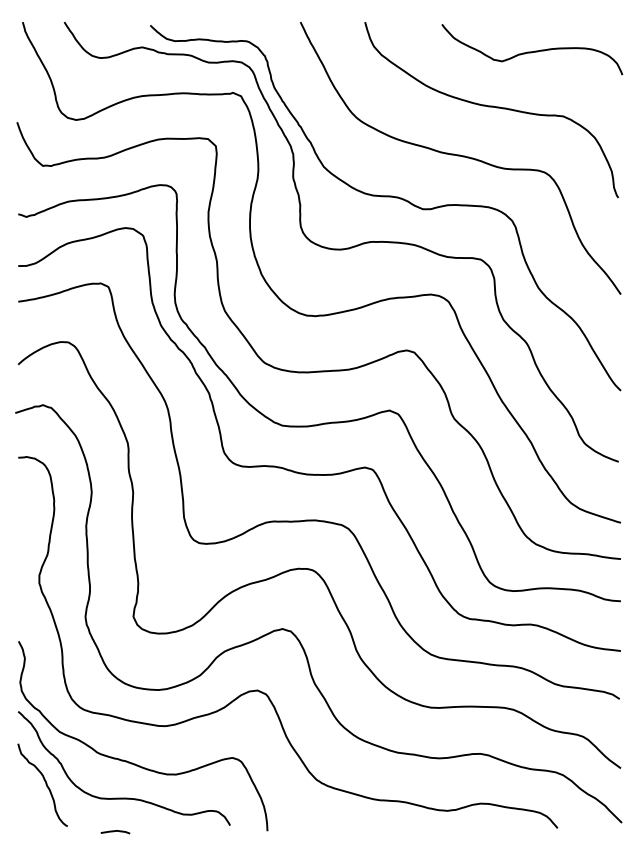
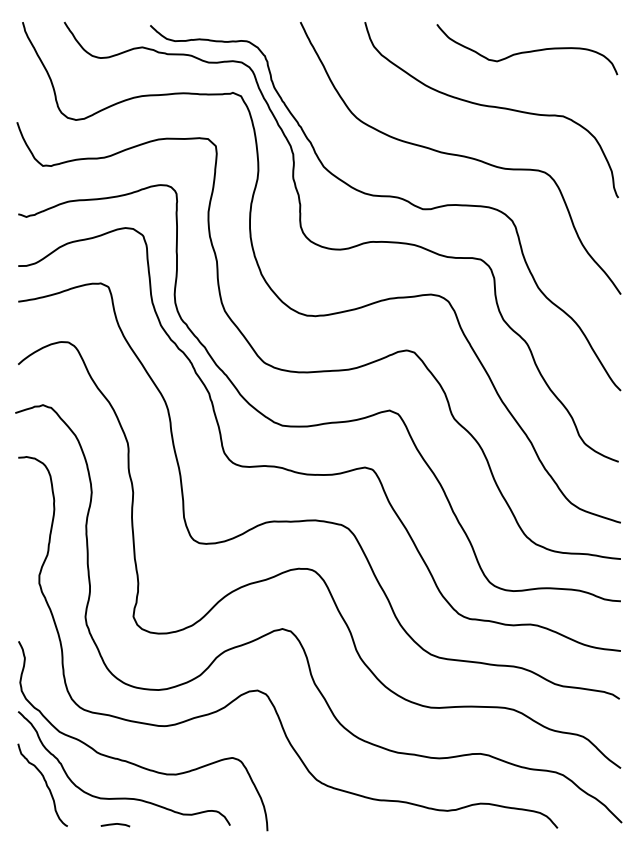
curve position: (532, 51) -> (527, 51) (527, 51)
curve position: (115, 831) -> (115, 824) (115, 824)
